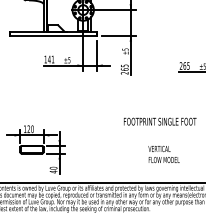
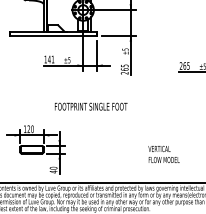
text position: (160, 121) -> (91, 106) (91, 106)
